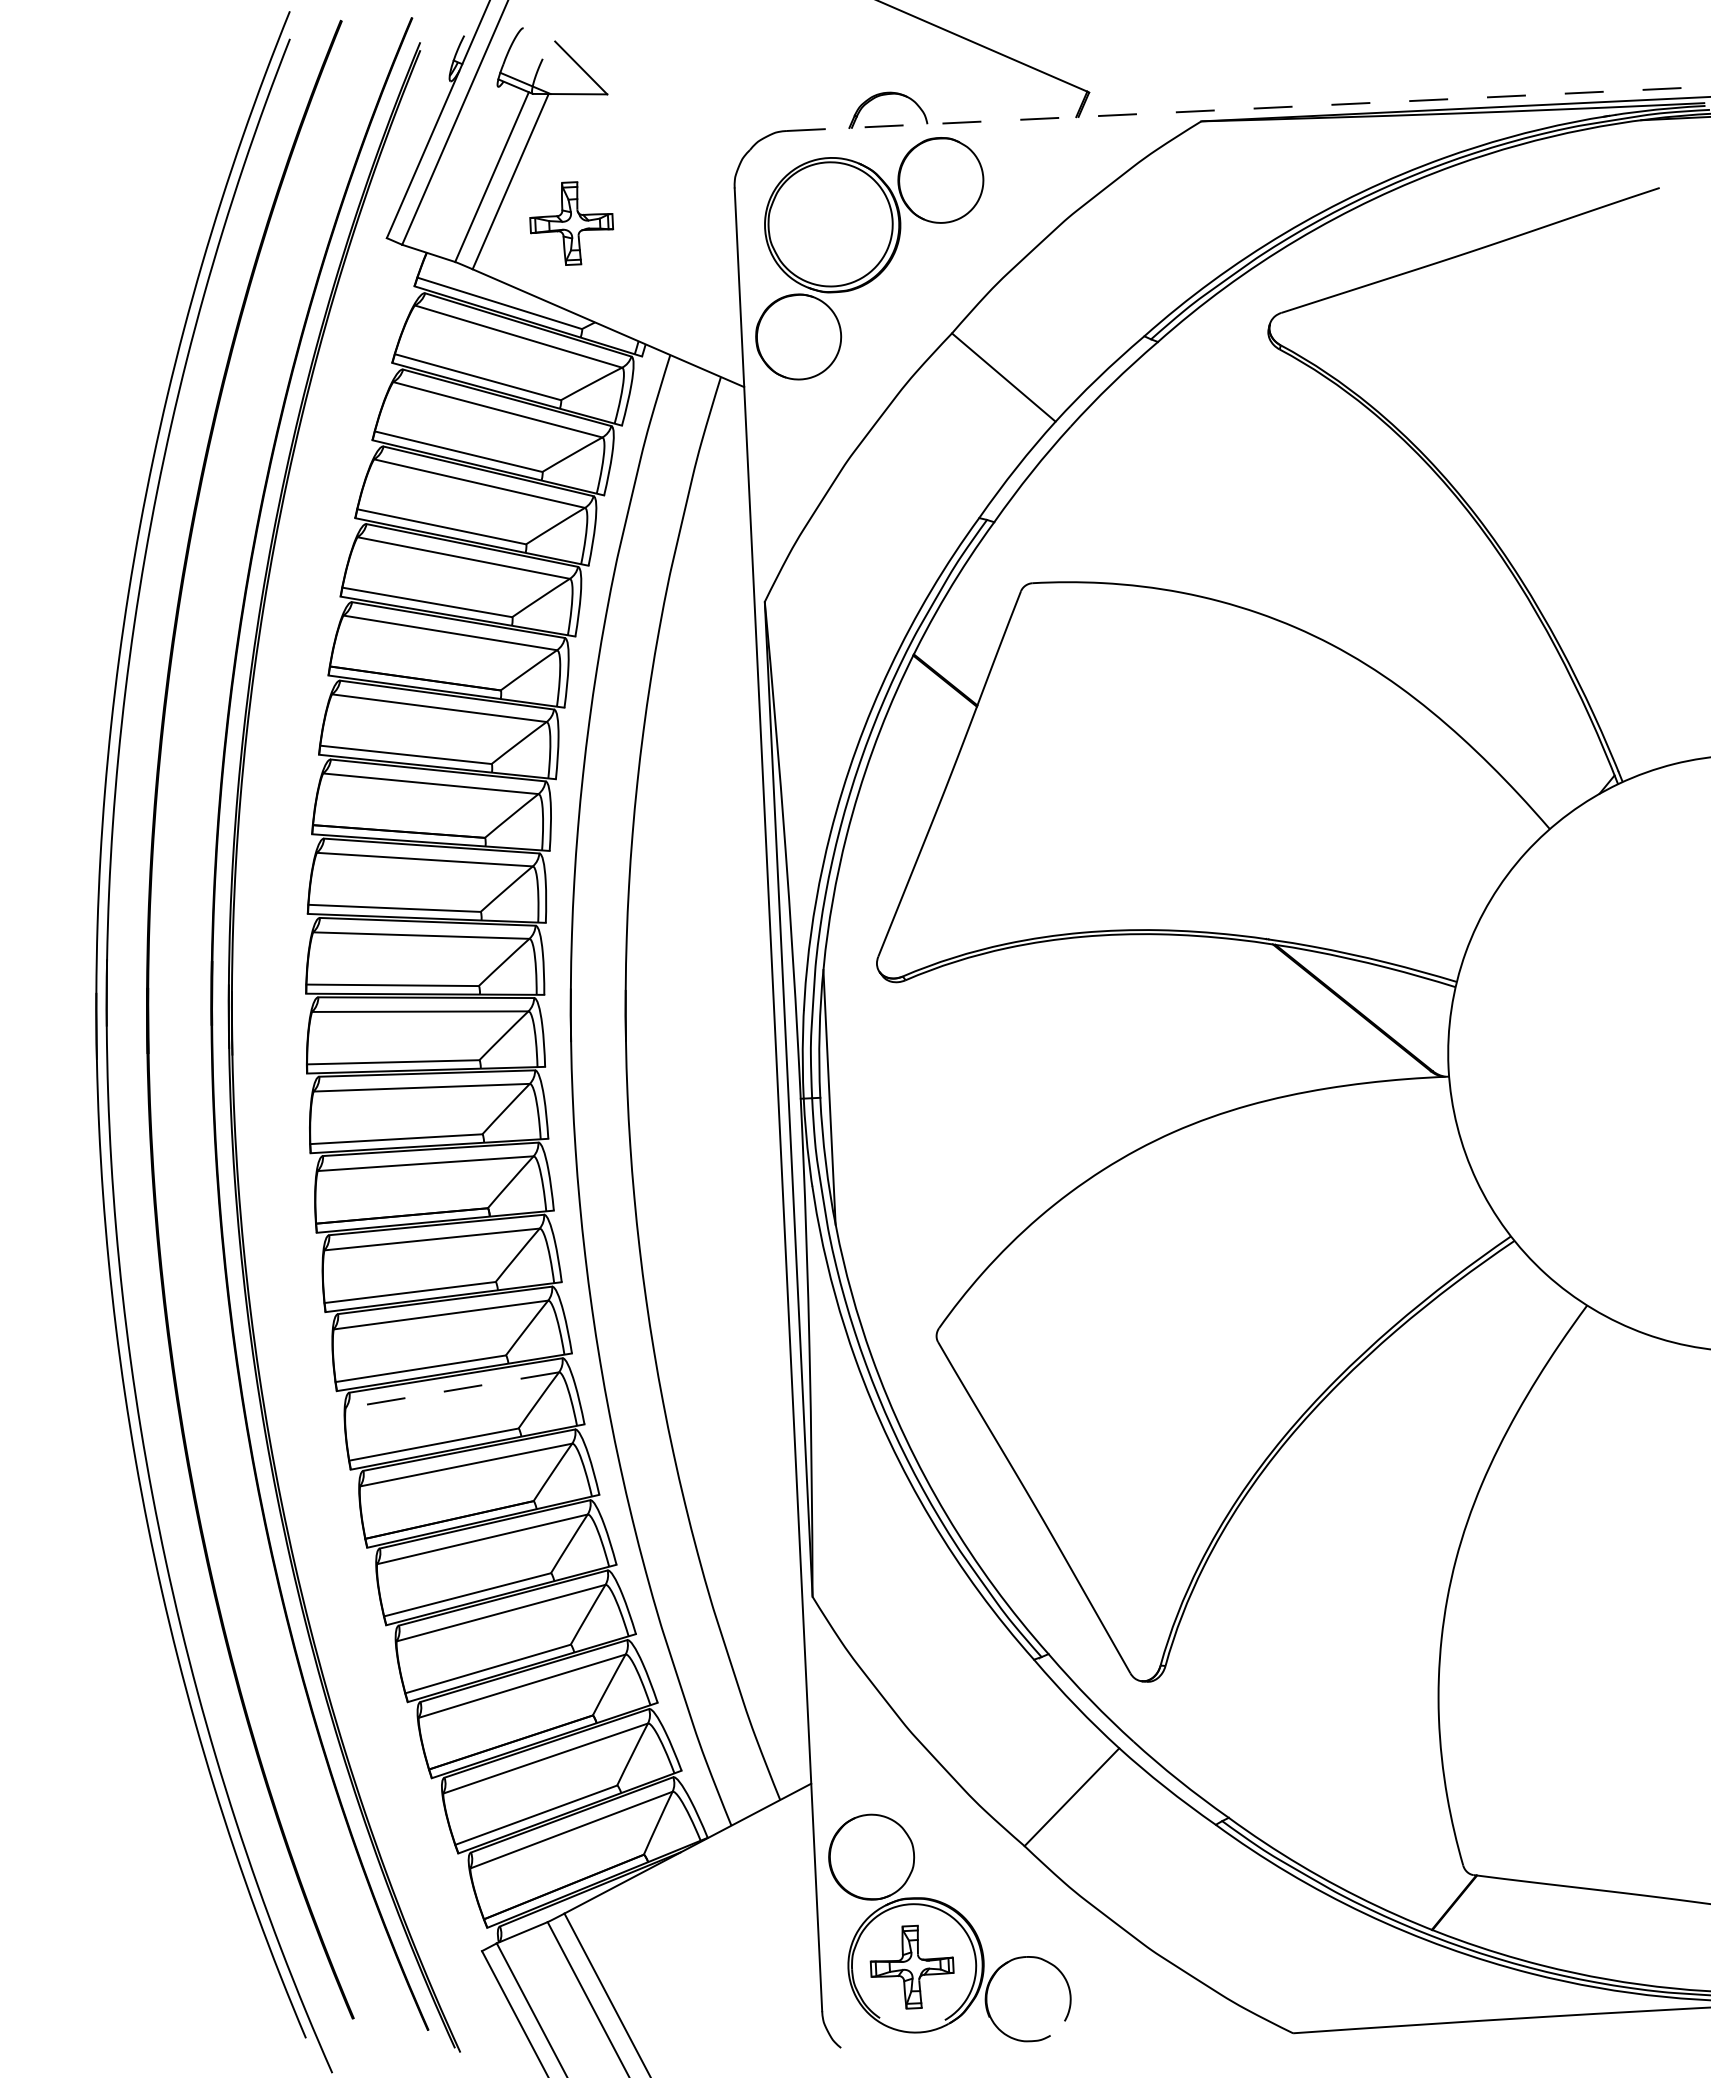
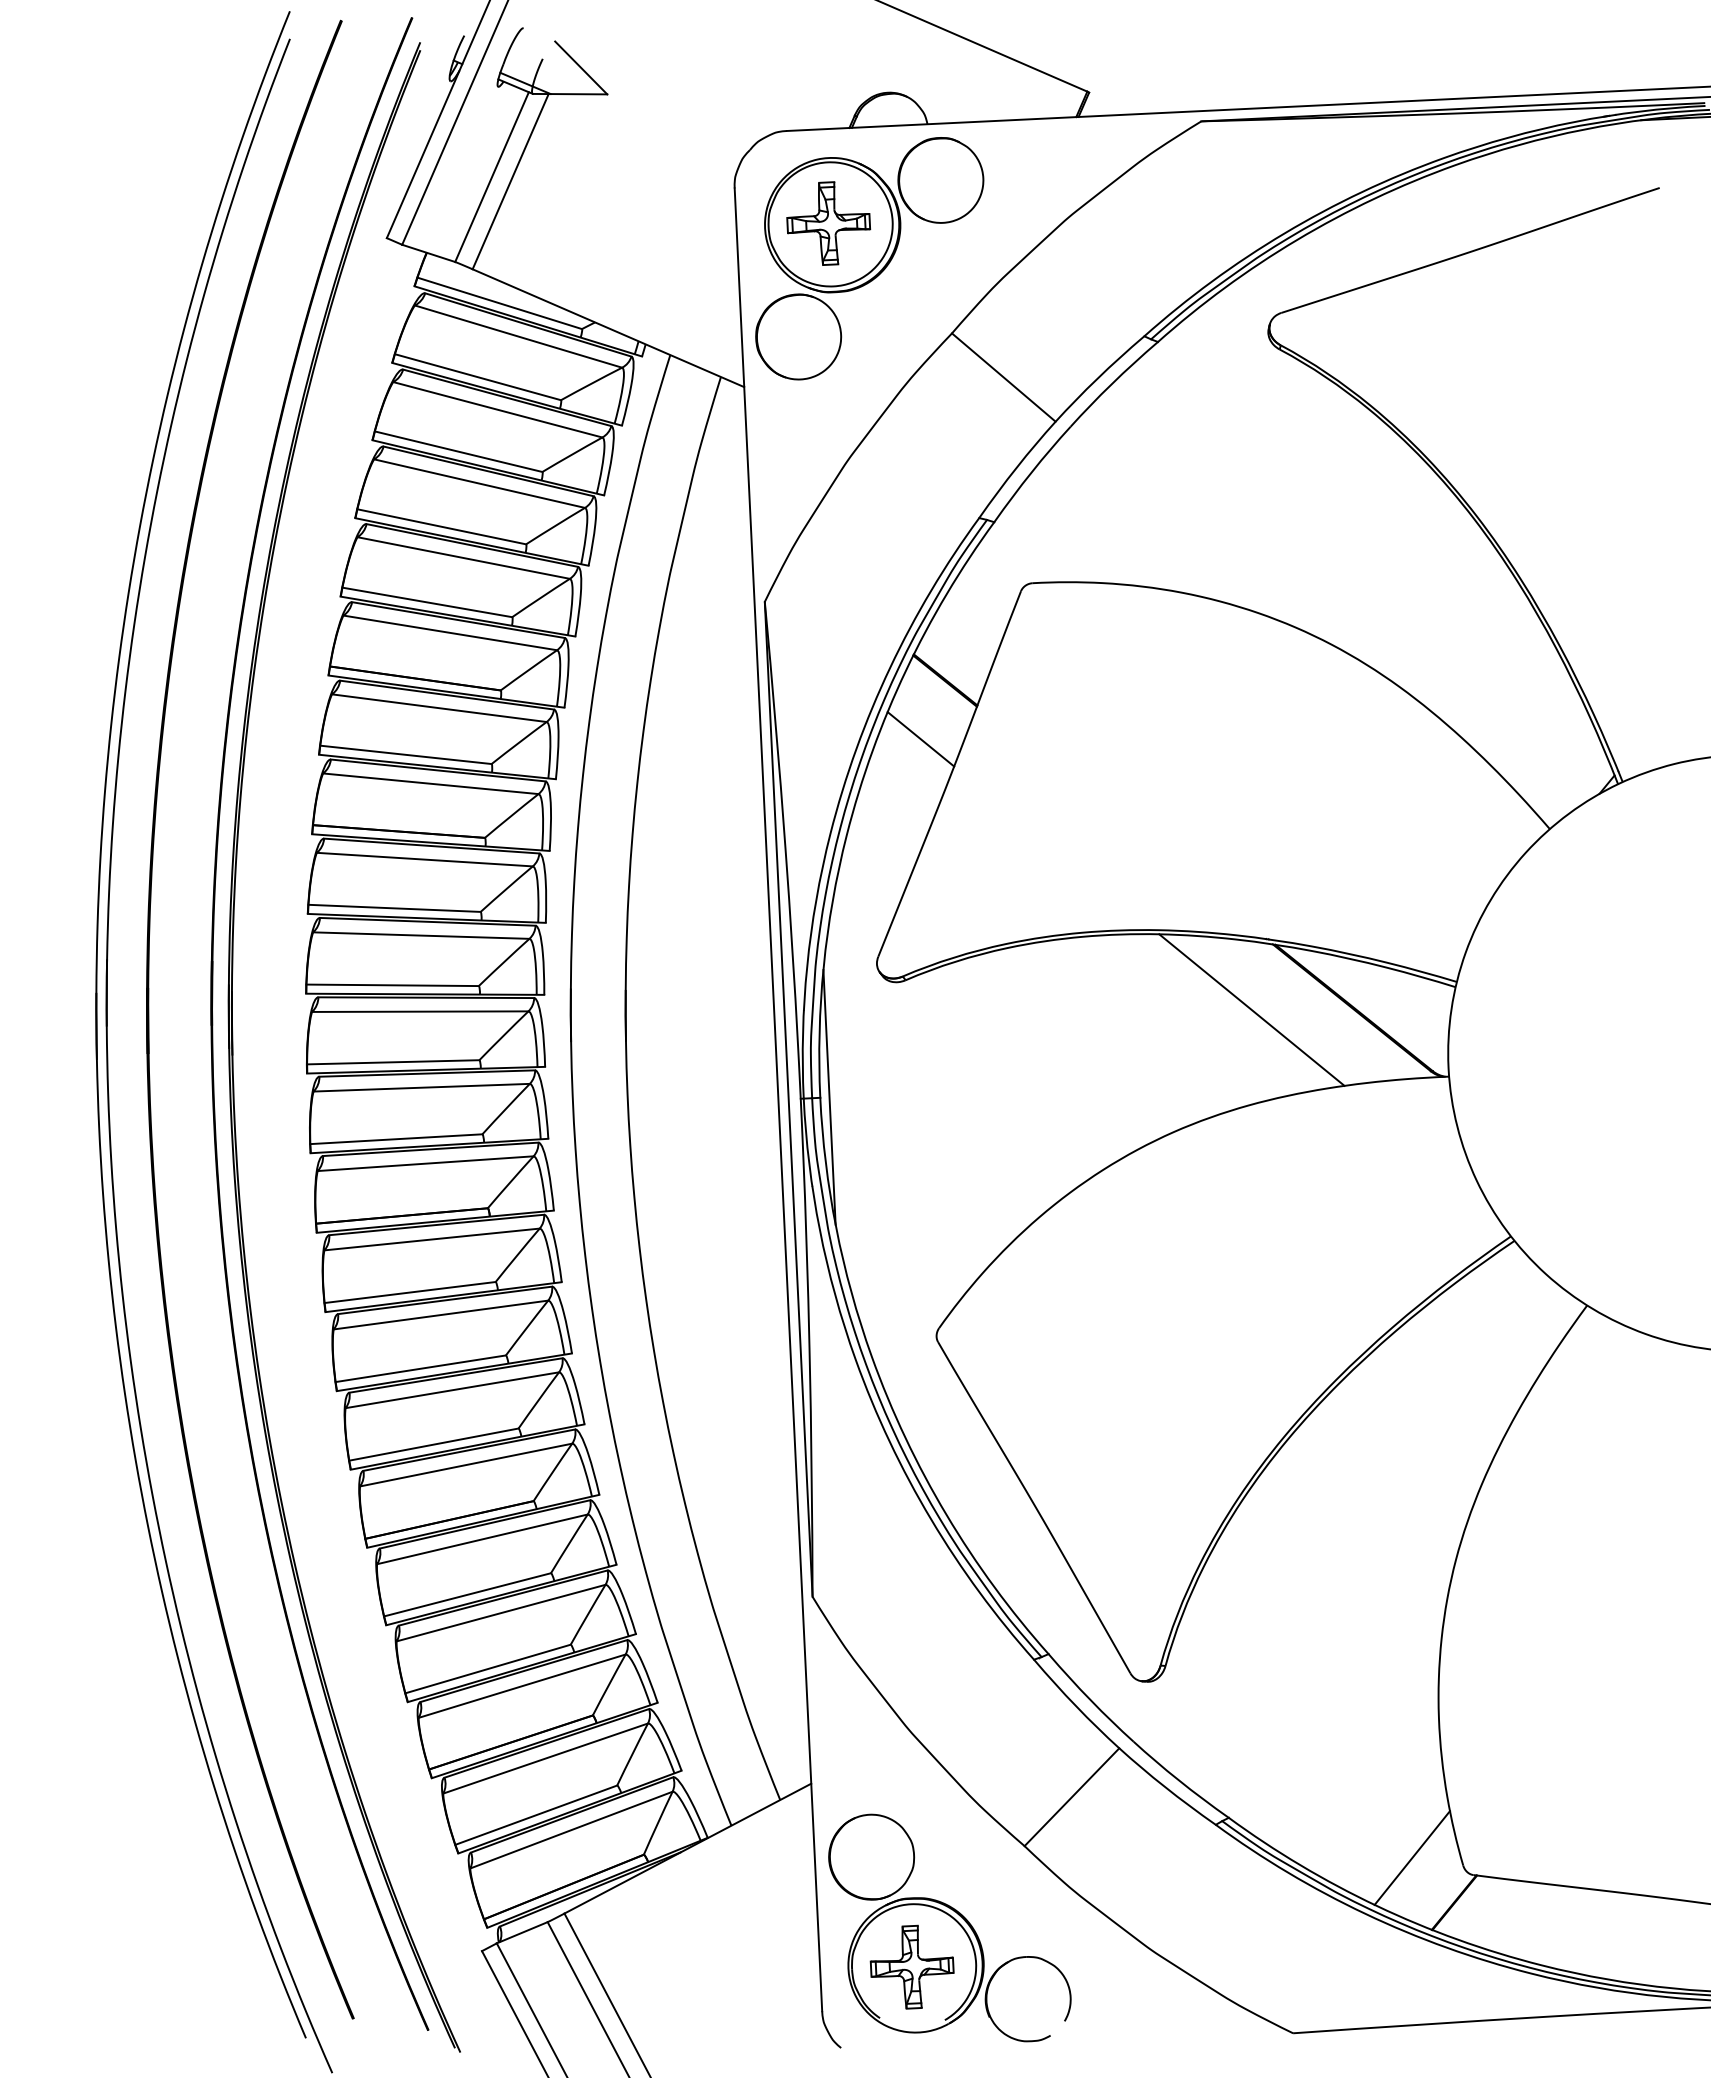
line: dashed -> solid (1249, 108)
part position: (571, 223) -> (828, 223) (828, 223)
line: none -> present (920, 739)
line: none -> present (1251, 1009)
line: dashed -> solid (451, 1390)
line: none -> present (1411, 1857)
